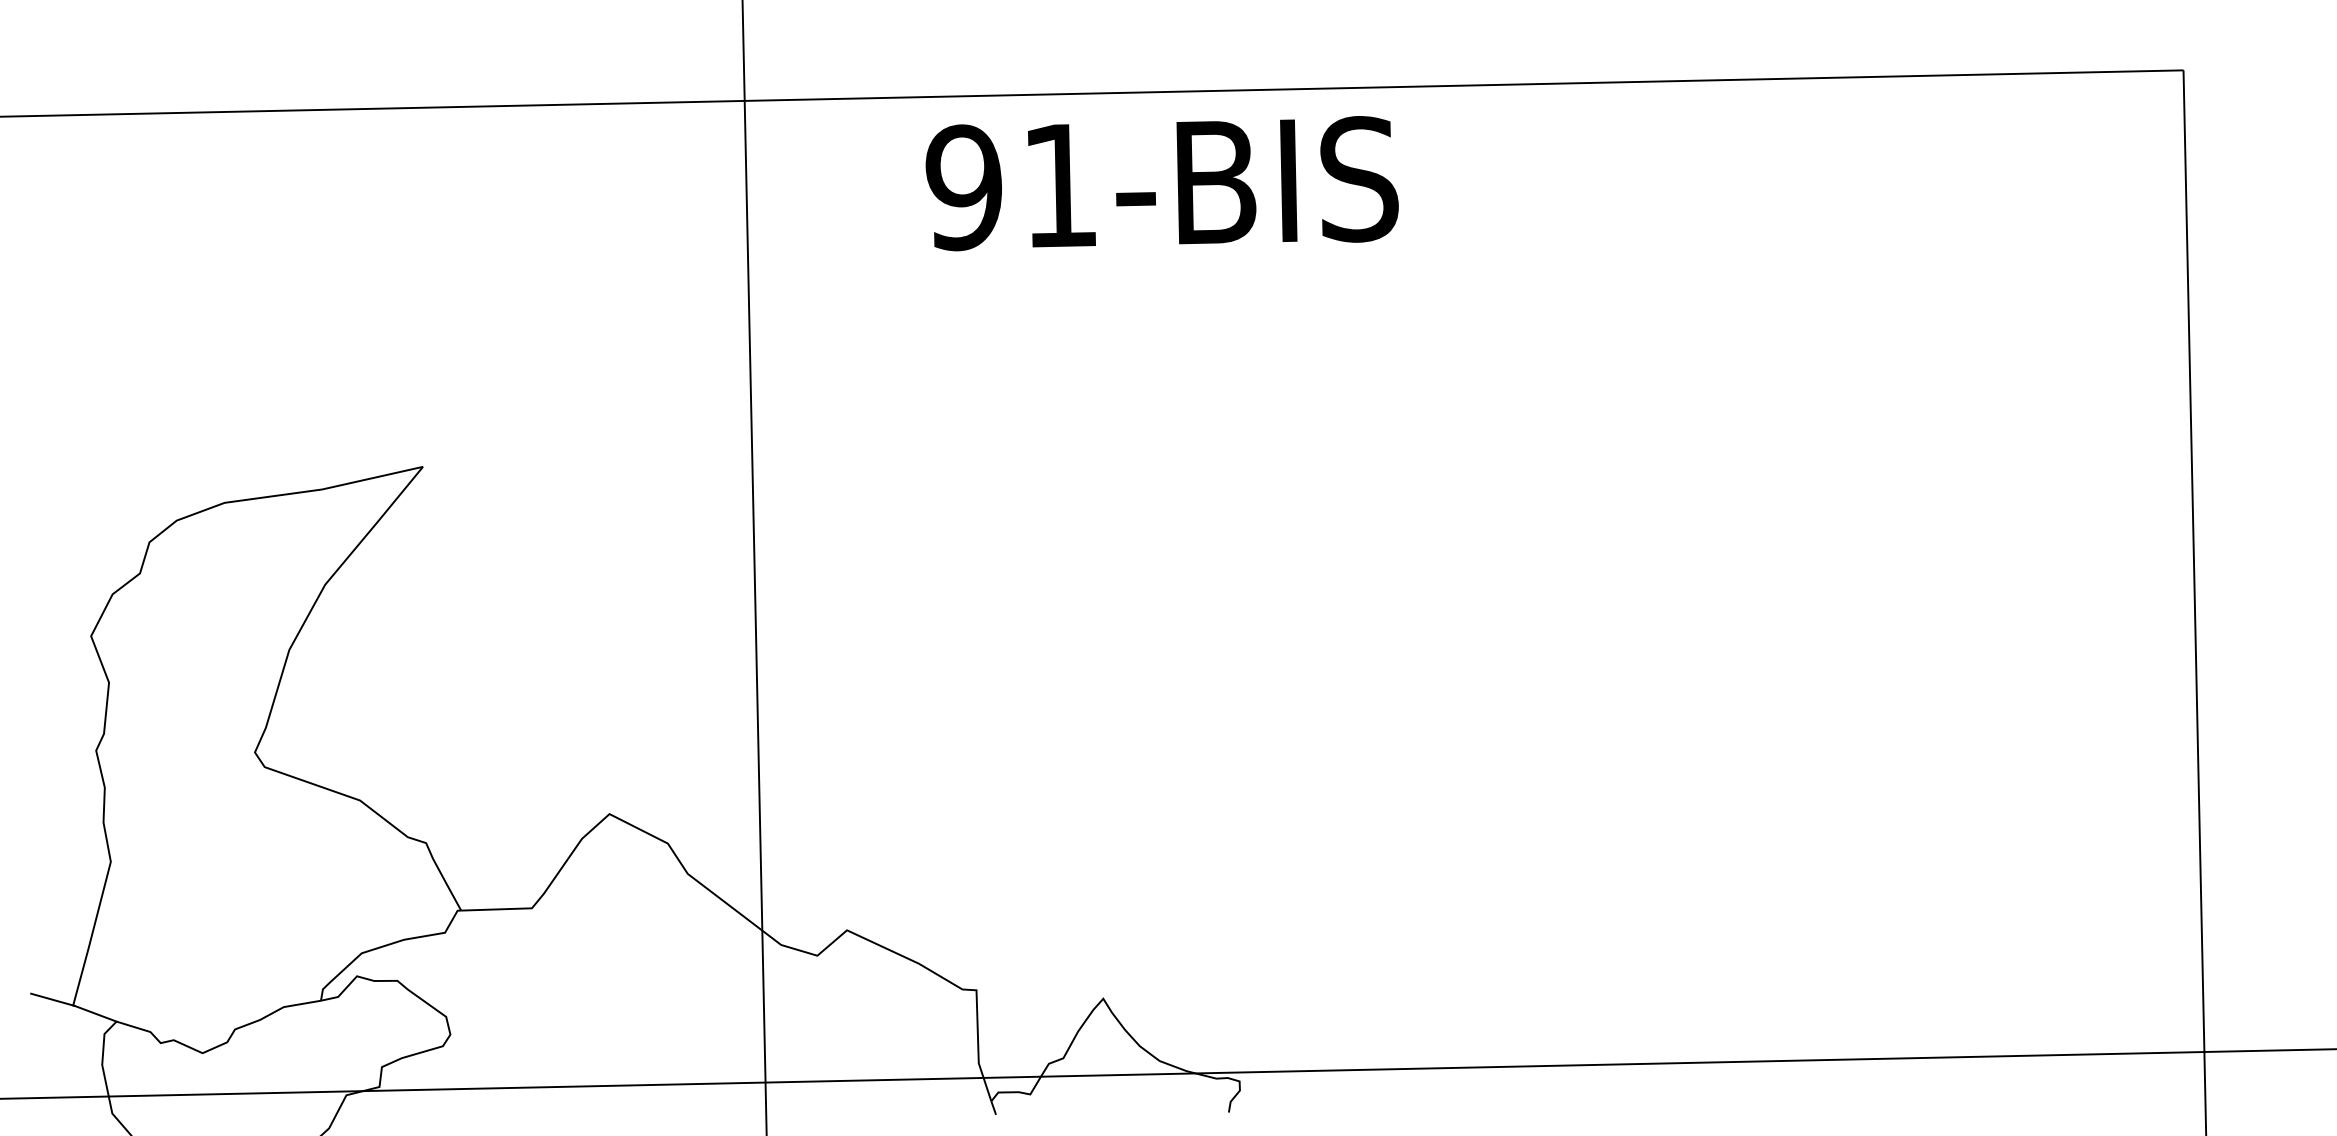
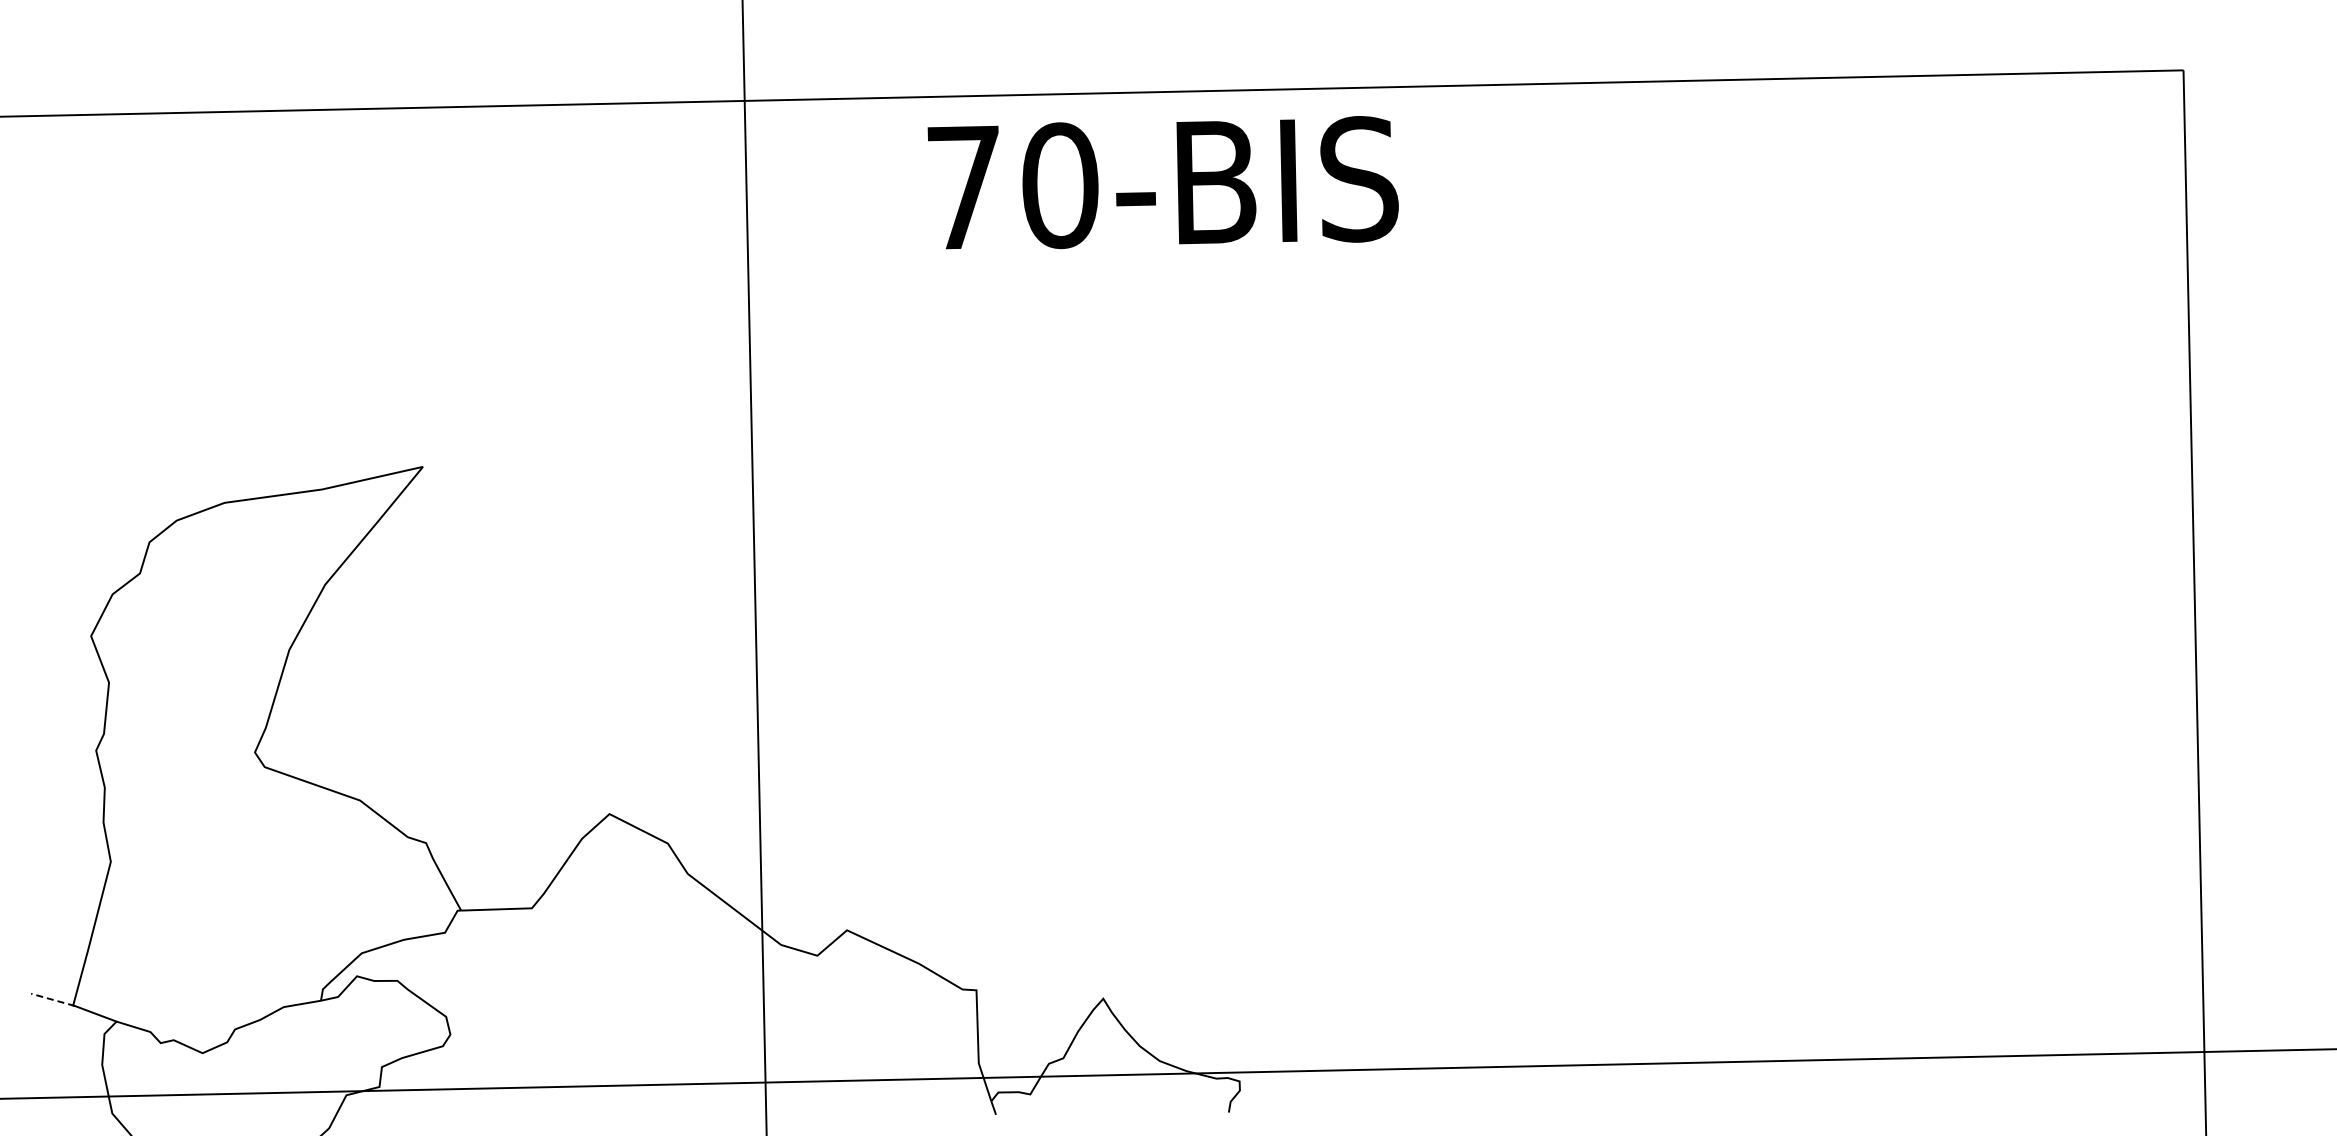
text: 91-BIS -> 70-BIS (1011, 186)
line: solid -> dashed (52, 999)
